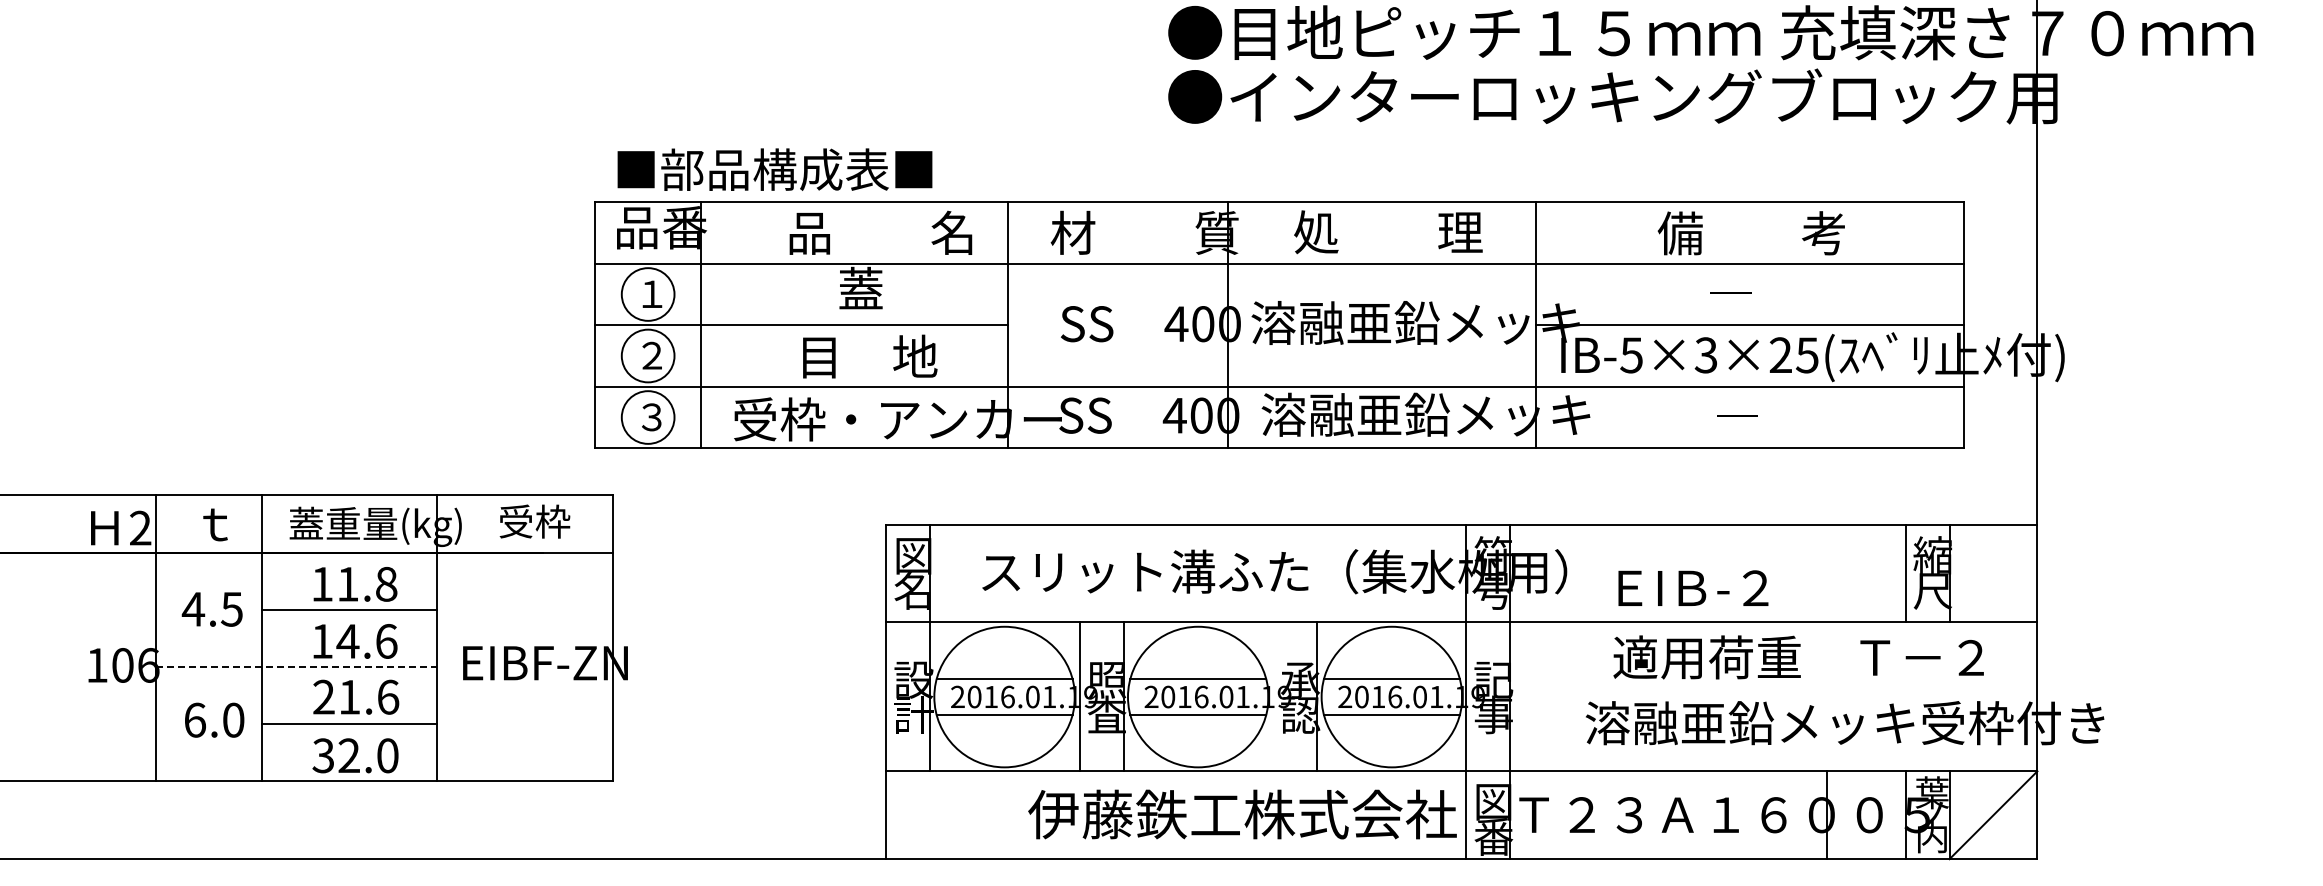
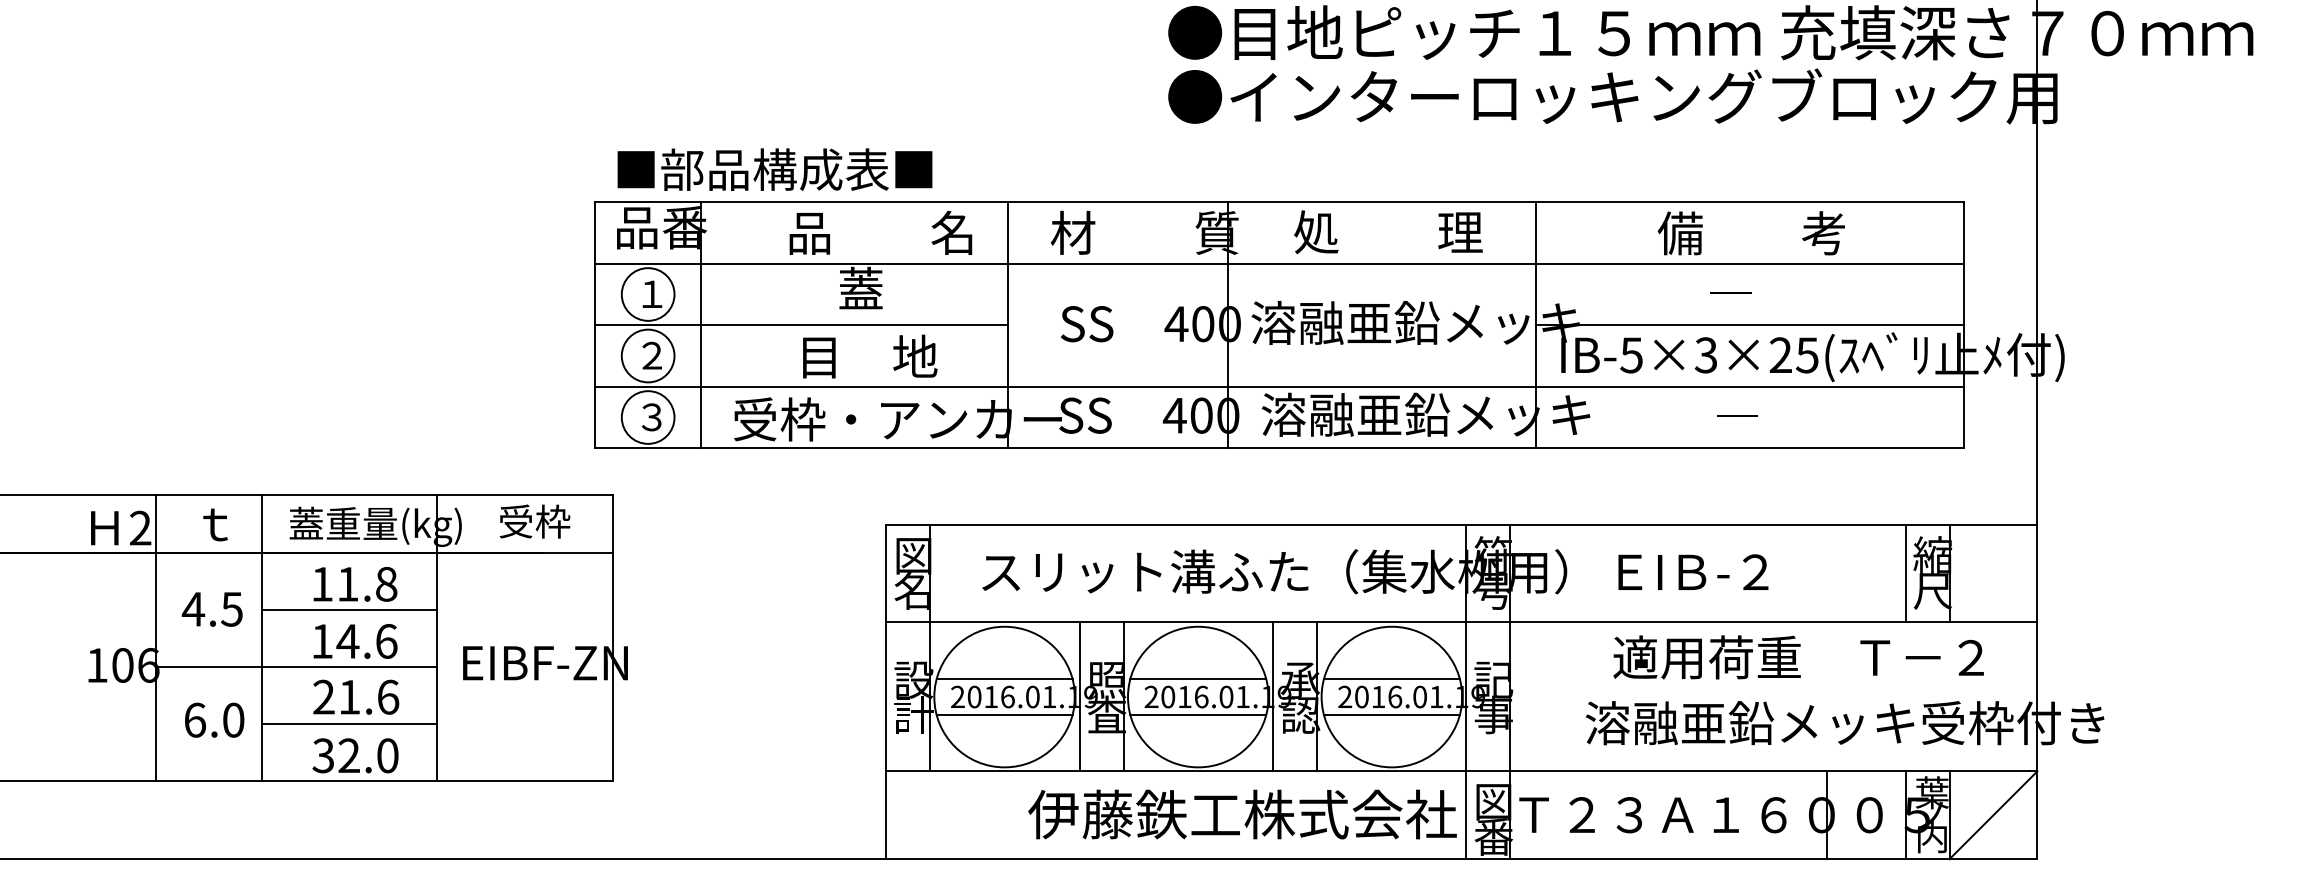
text position: (1693, 587) -> (1693, 571) (1693, 571)
line: dashed -> solid (296, 666)
line: none -> present (1272, 696)
